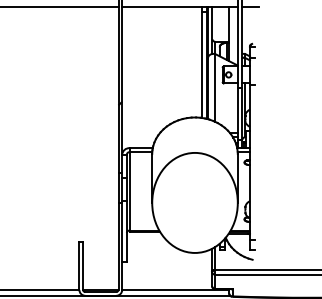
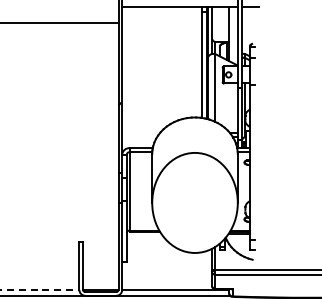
line position: (60, 7) -> (60, 23) (60, 23)
line: solid -> dashed (40, 290)
